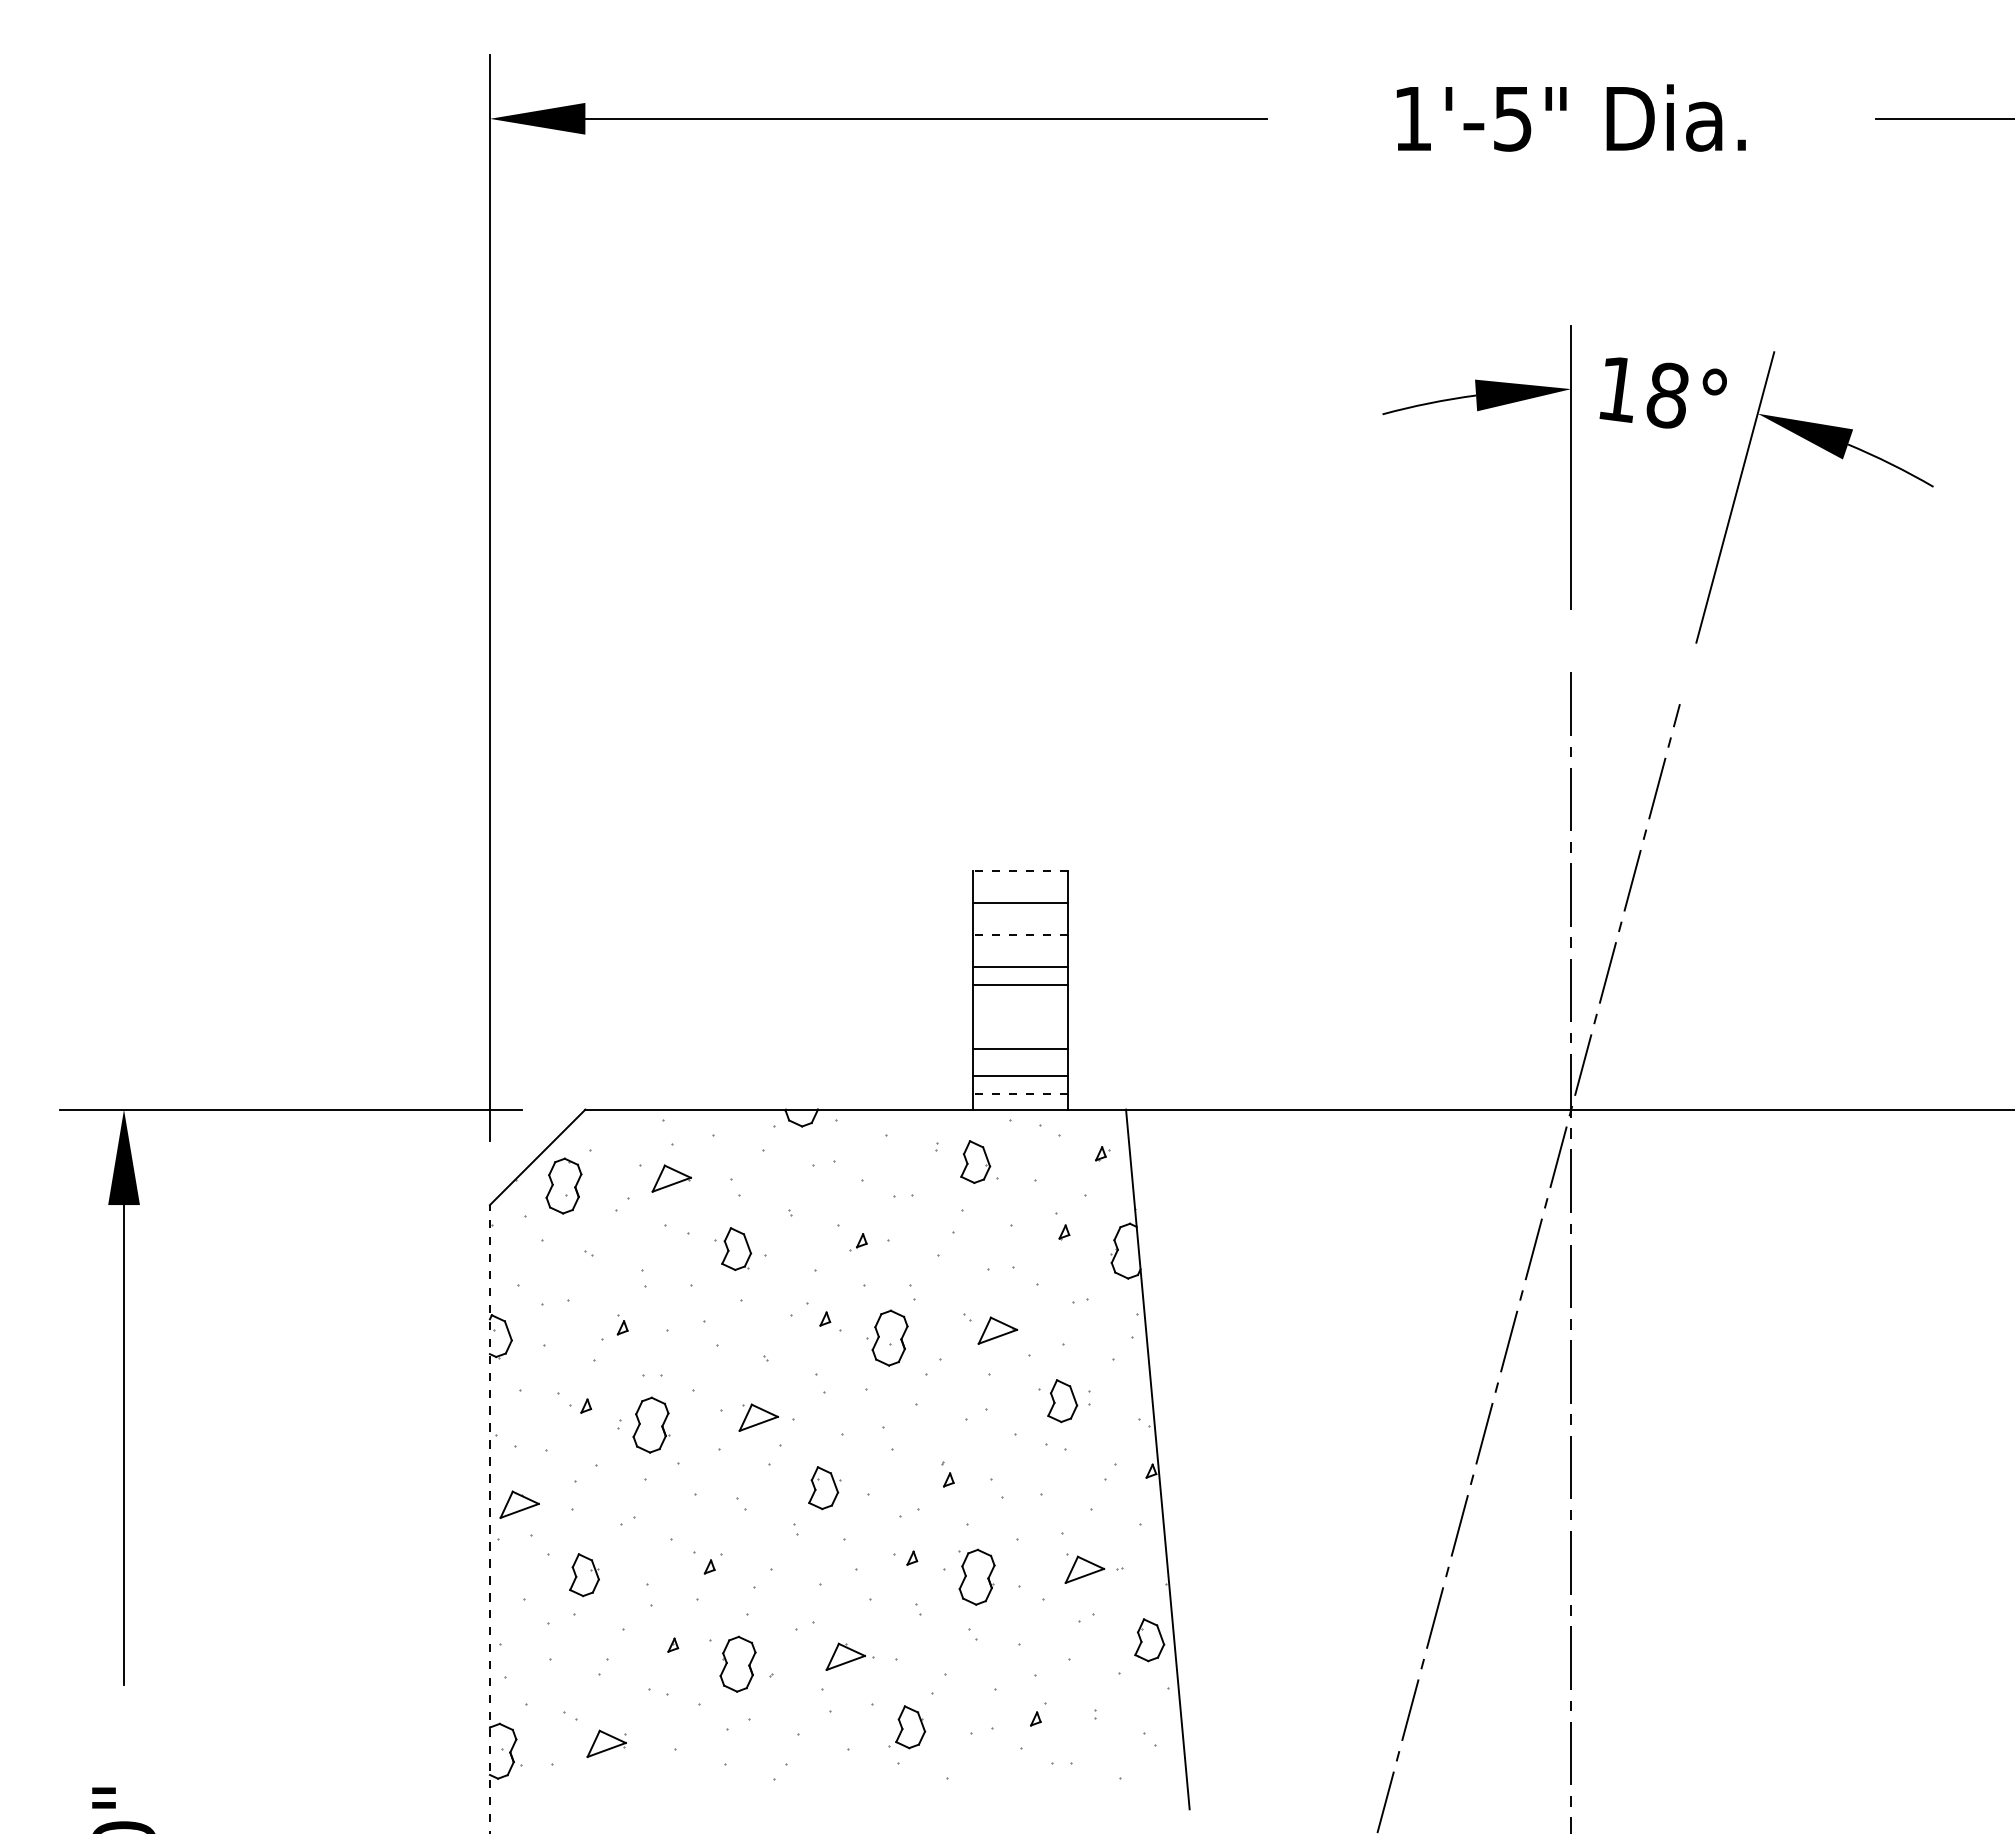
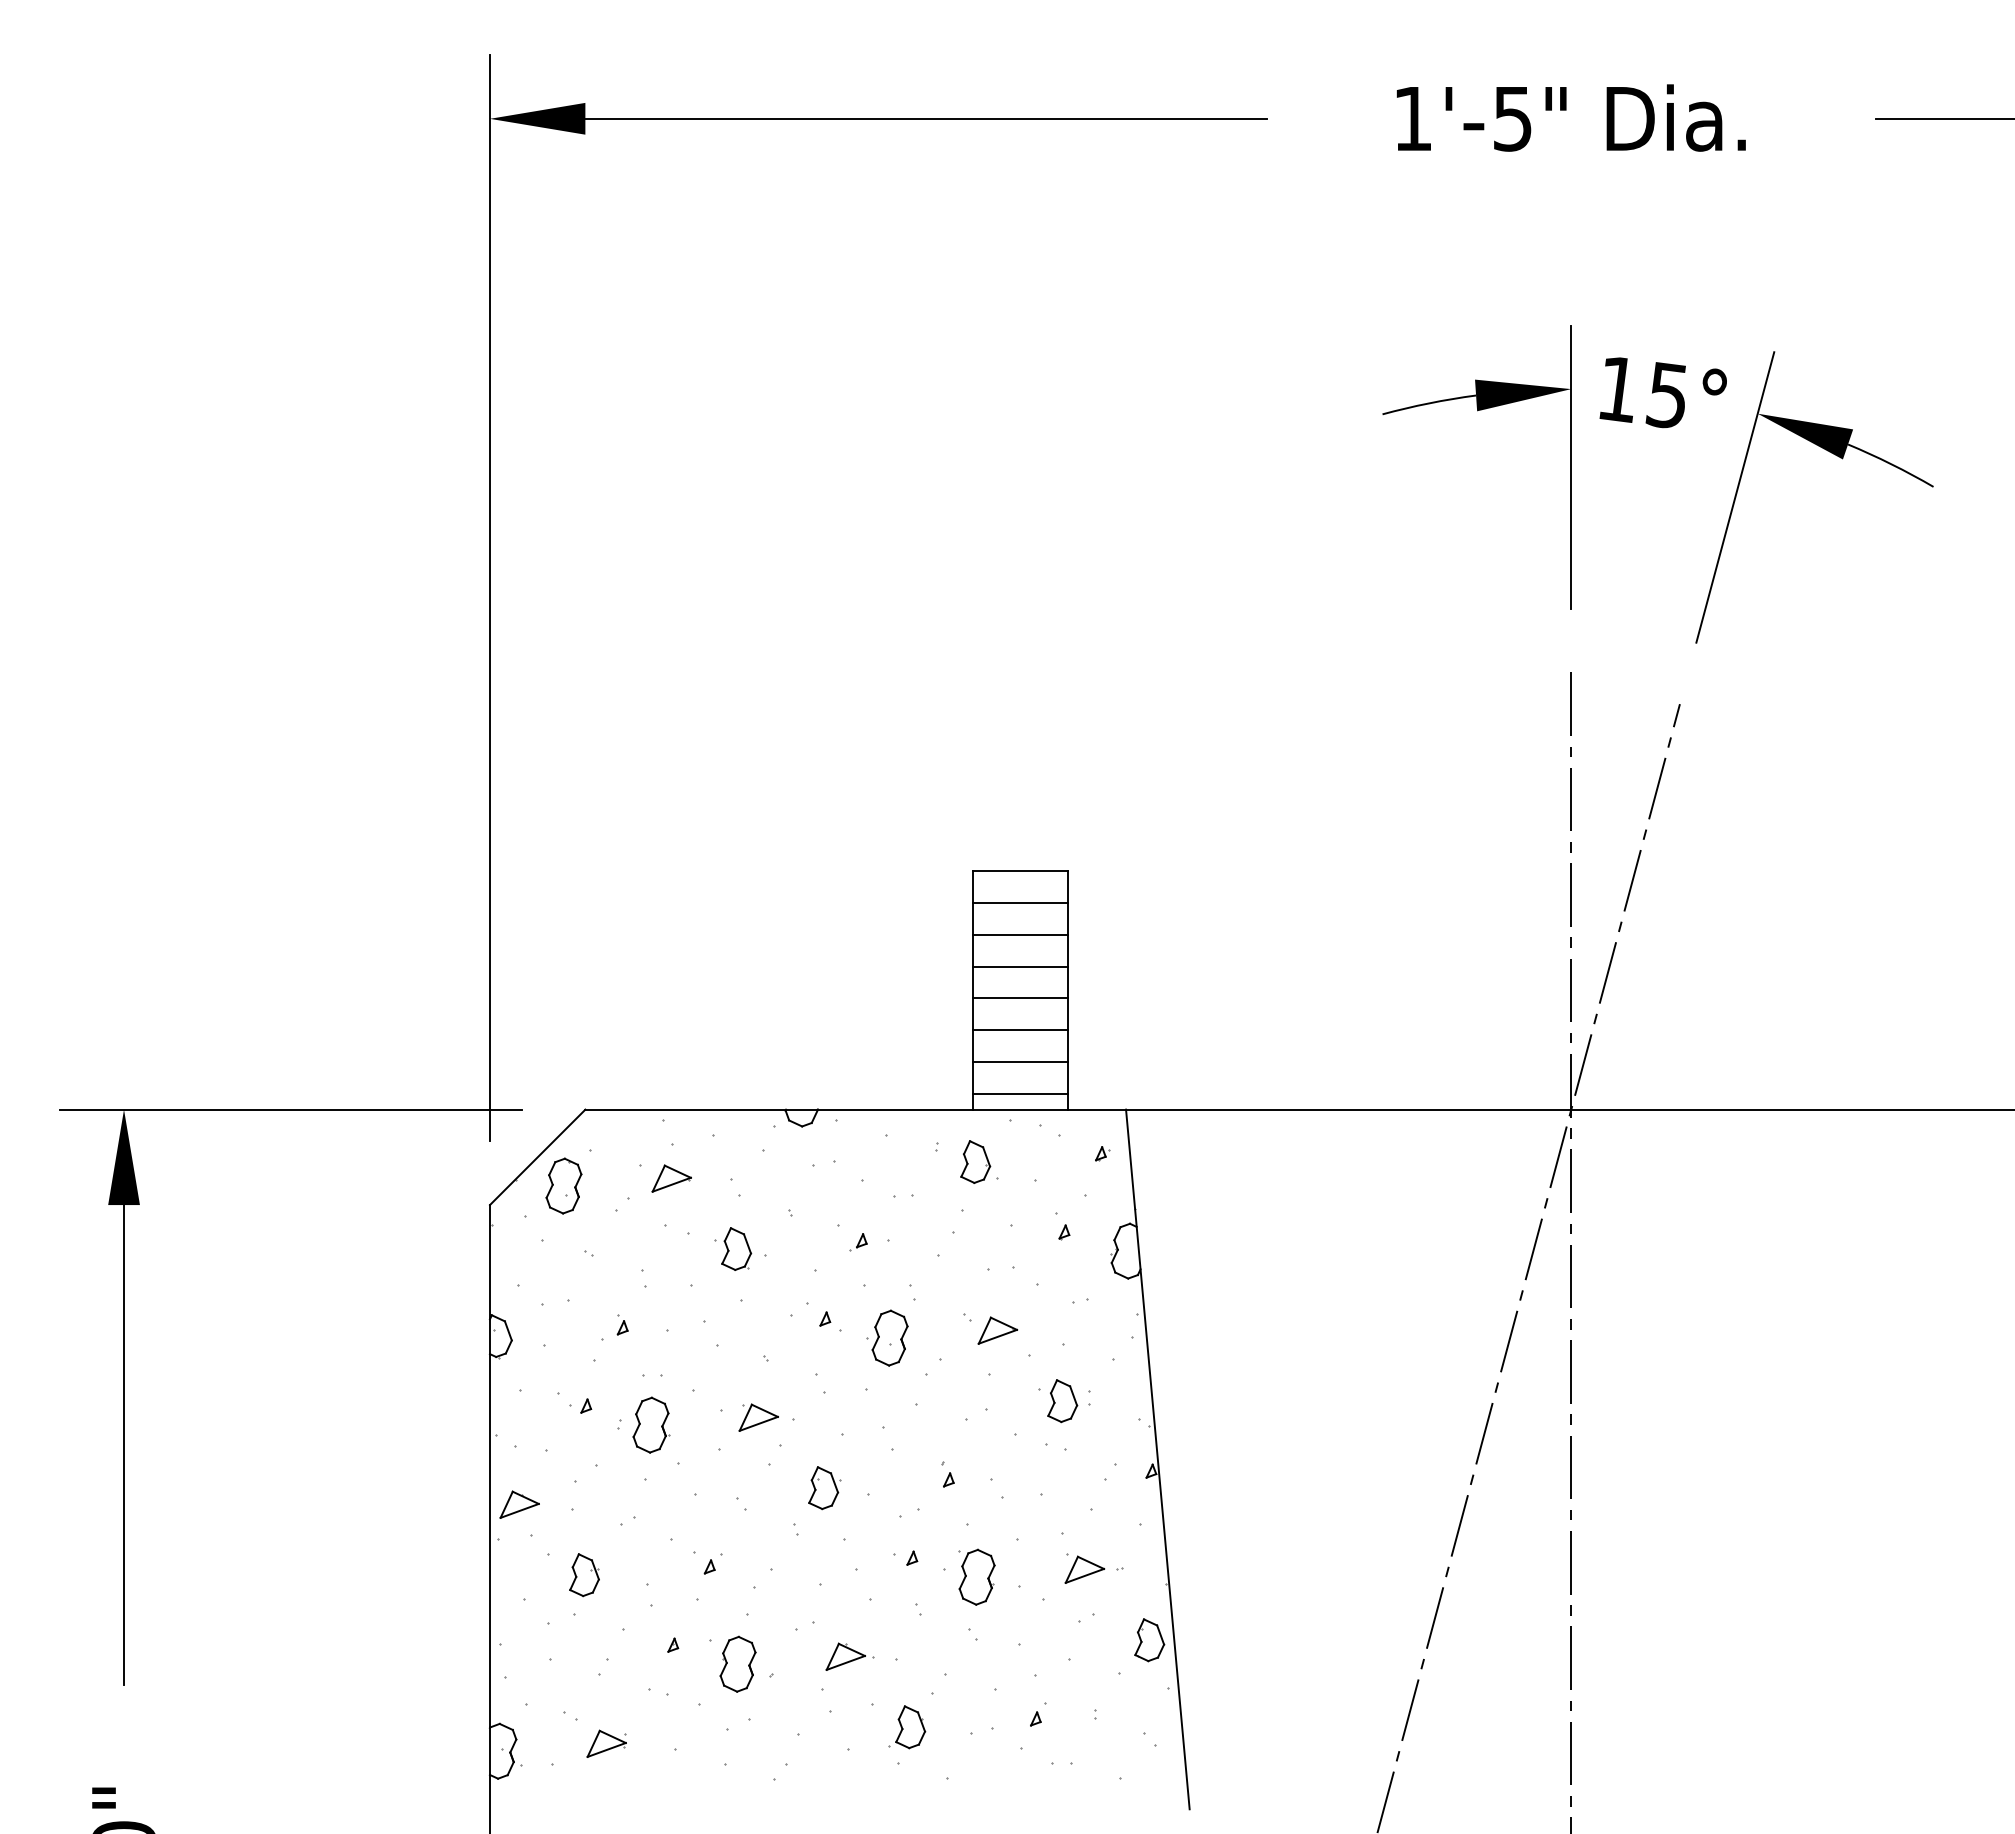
text: 18° -> 15° (1666, 395)
line: dashed -> solid (1020, 871)
line: dashed -> solid (1020, 934)
line position: (1020, 985) -> (1020, 998) (1020, 998)
line position: (1020, 1049) -> (1020, 1030) (1020, 1030)
line position: (1020, 1075) -> (1020, 1061) (1020, 1061)
line: dashed -> solid (1020, 1093)
line: dashed -> solid (489, 1518)
